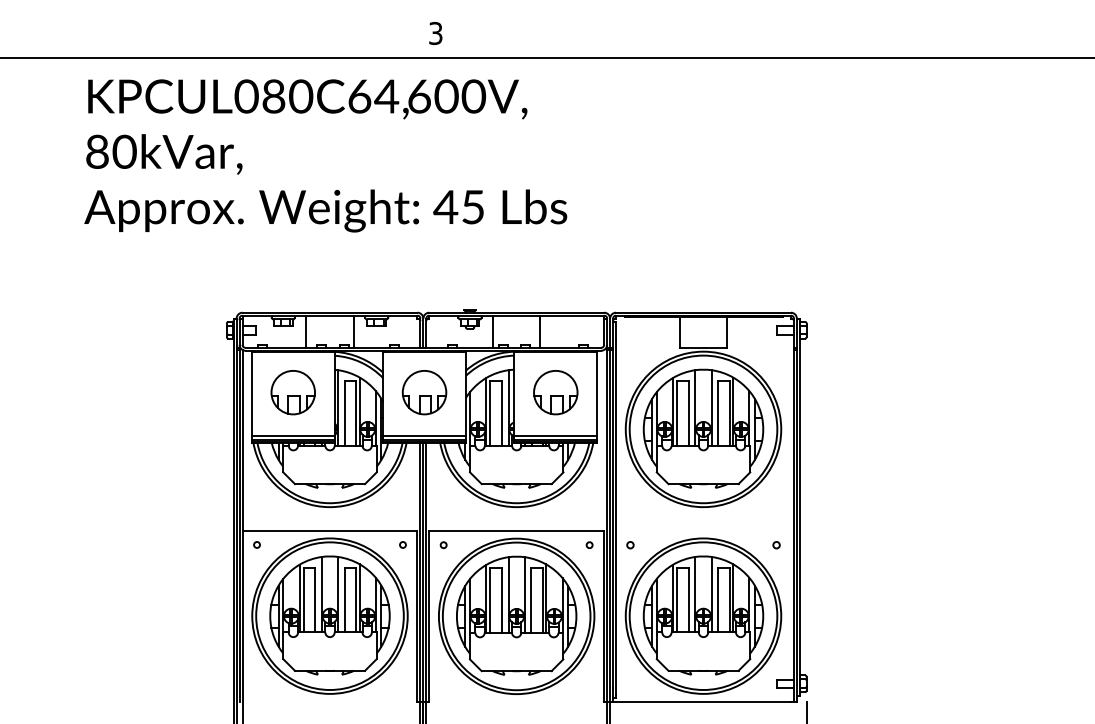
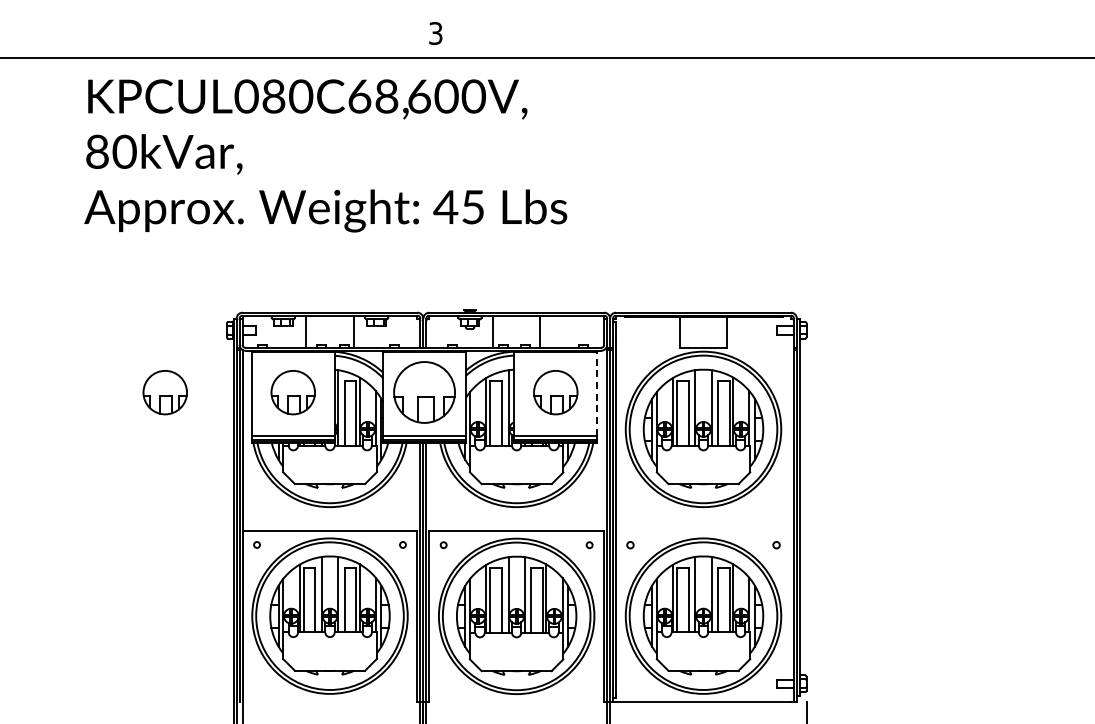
text: KPCUL080C64, -> KPCUL080C68, (386, 96)
part: none -> present (164, 392)
part size: 47x46 px -> 63x63 px (424, 392)
line: solid -> dashed (597, 393)
